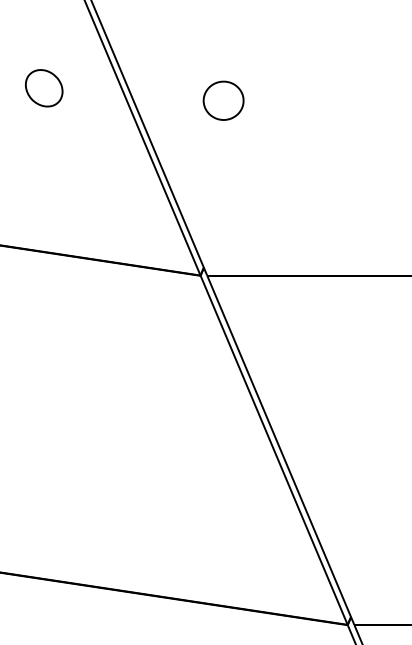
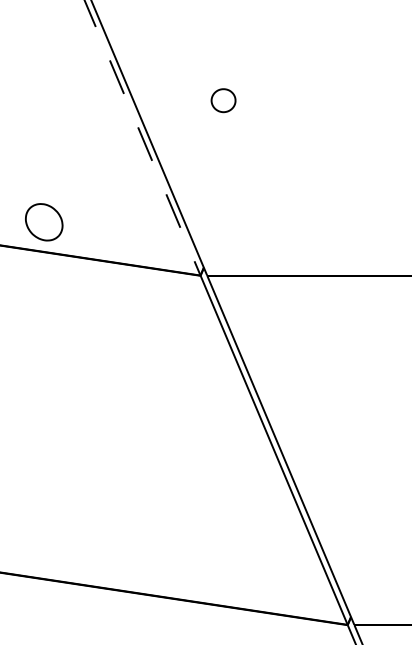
part position: (44, 88) -> (44, 222) (44, 222)
part size: 43x41 px -> 27x26 px (223, 100)
line: solid -> dashed (142, 138)
